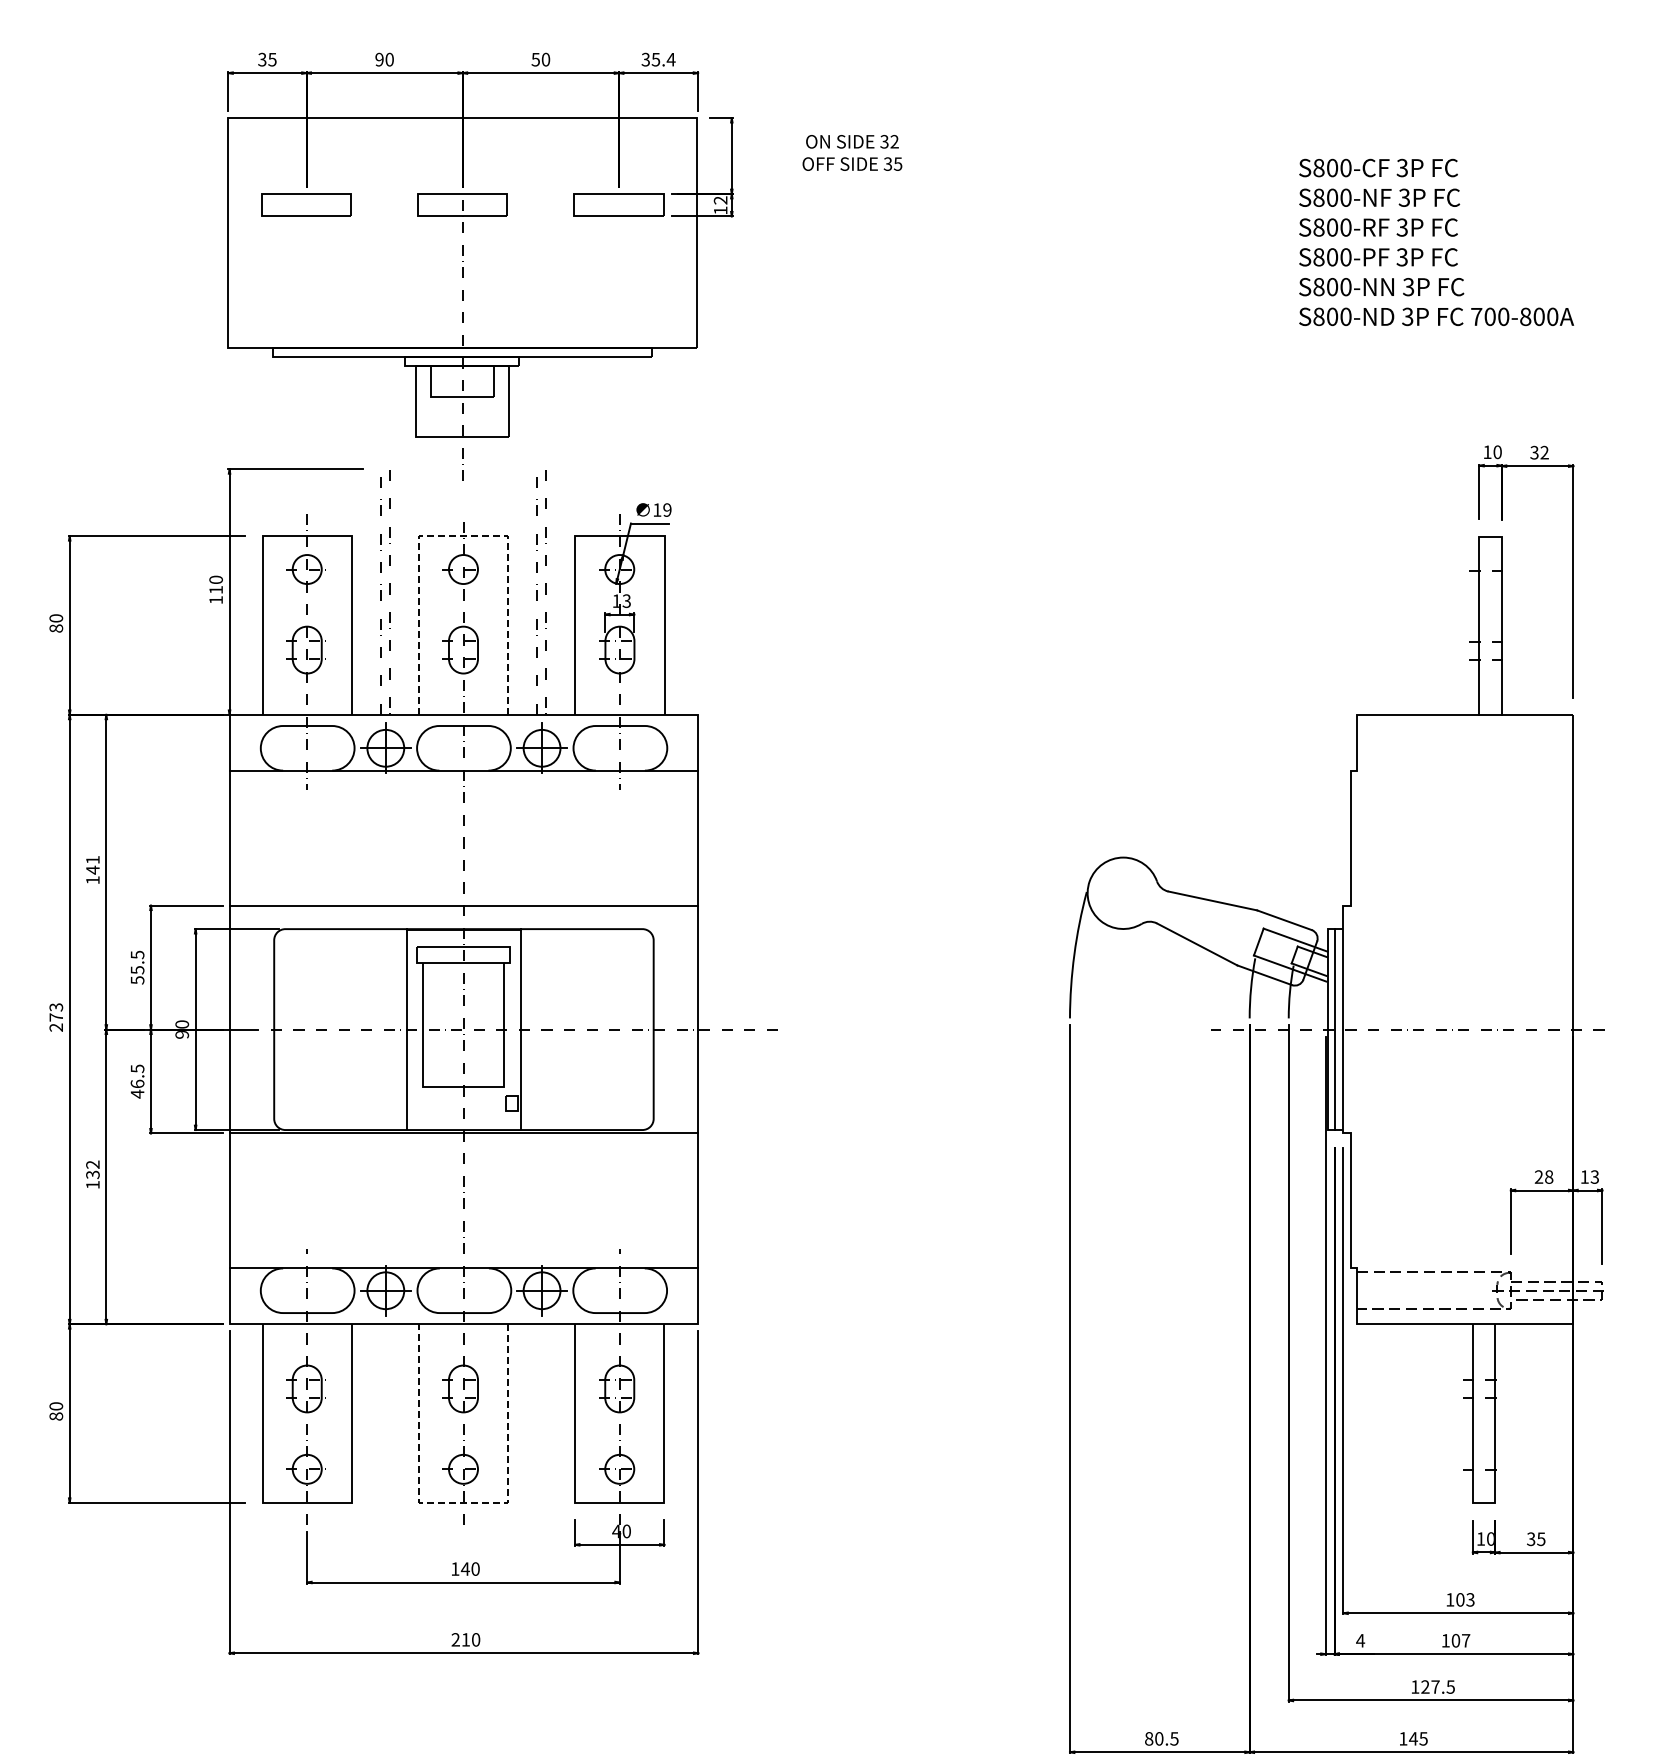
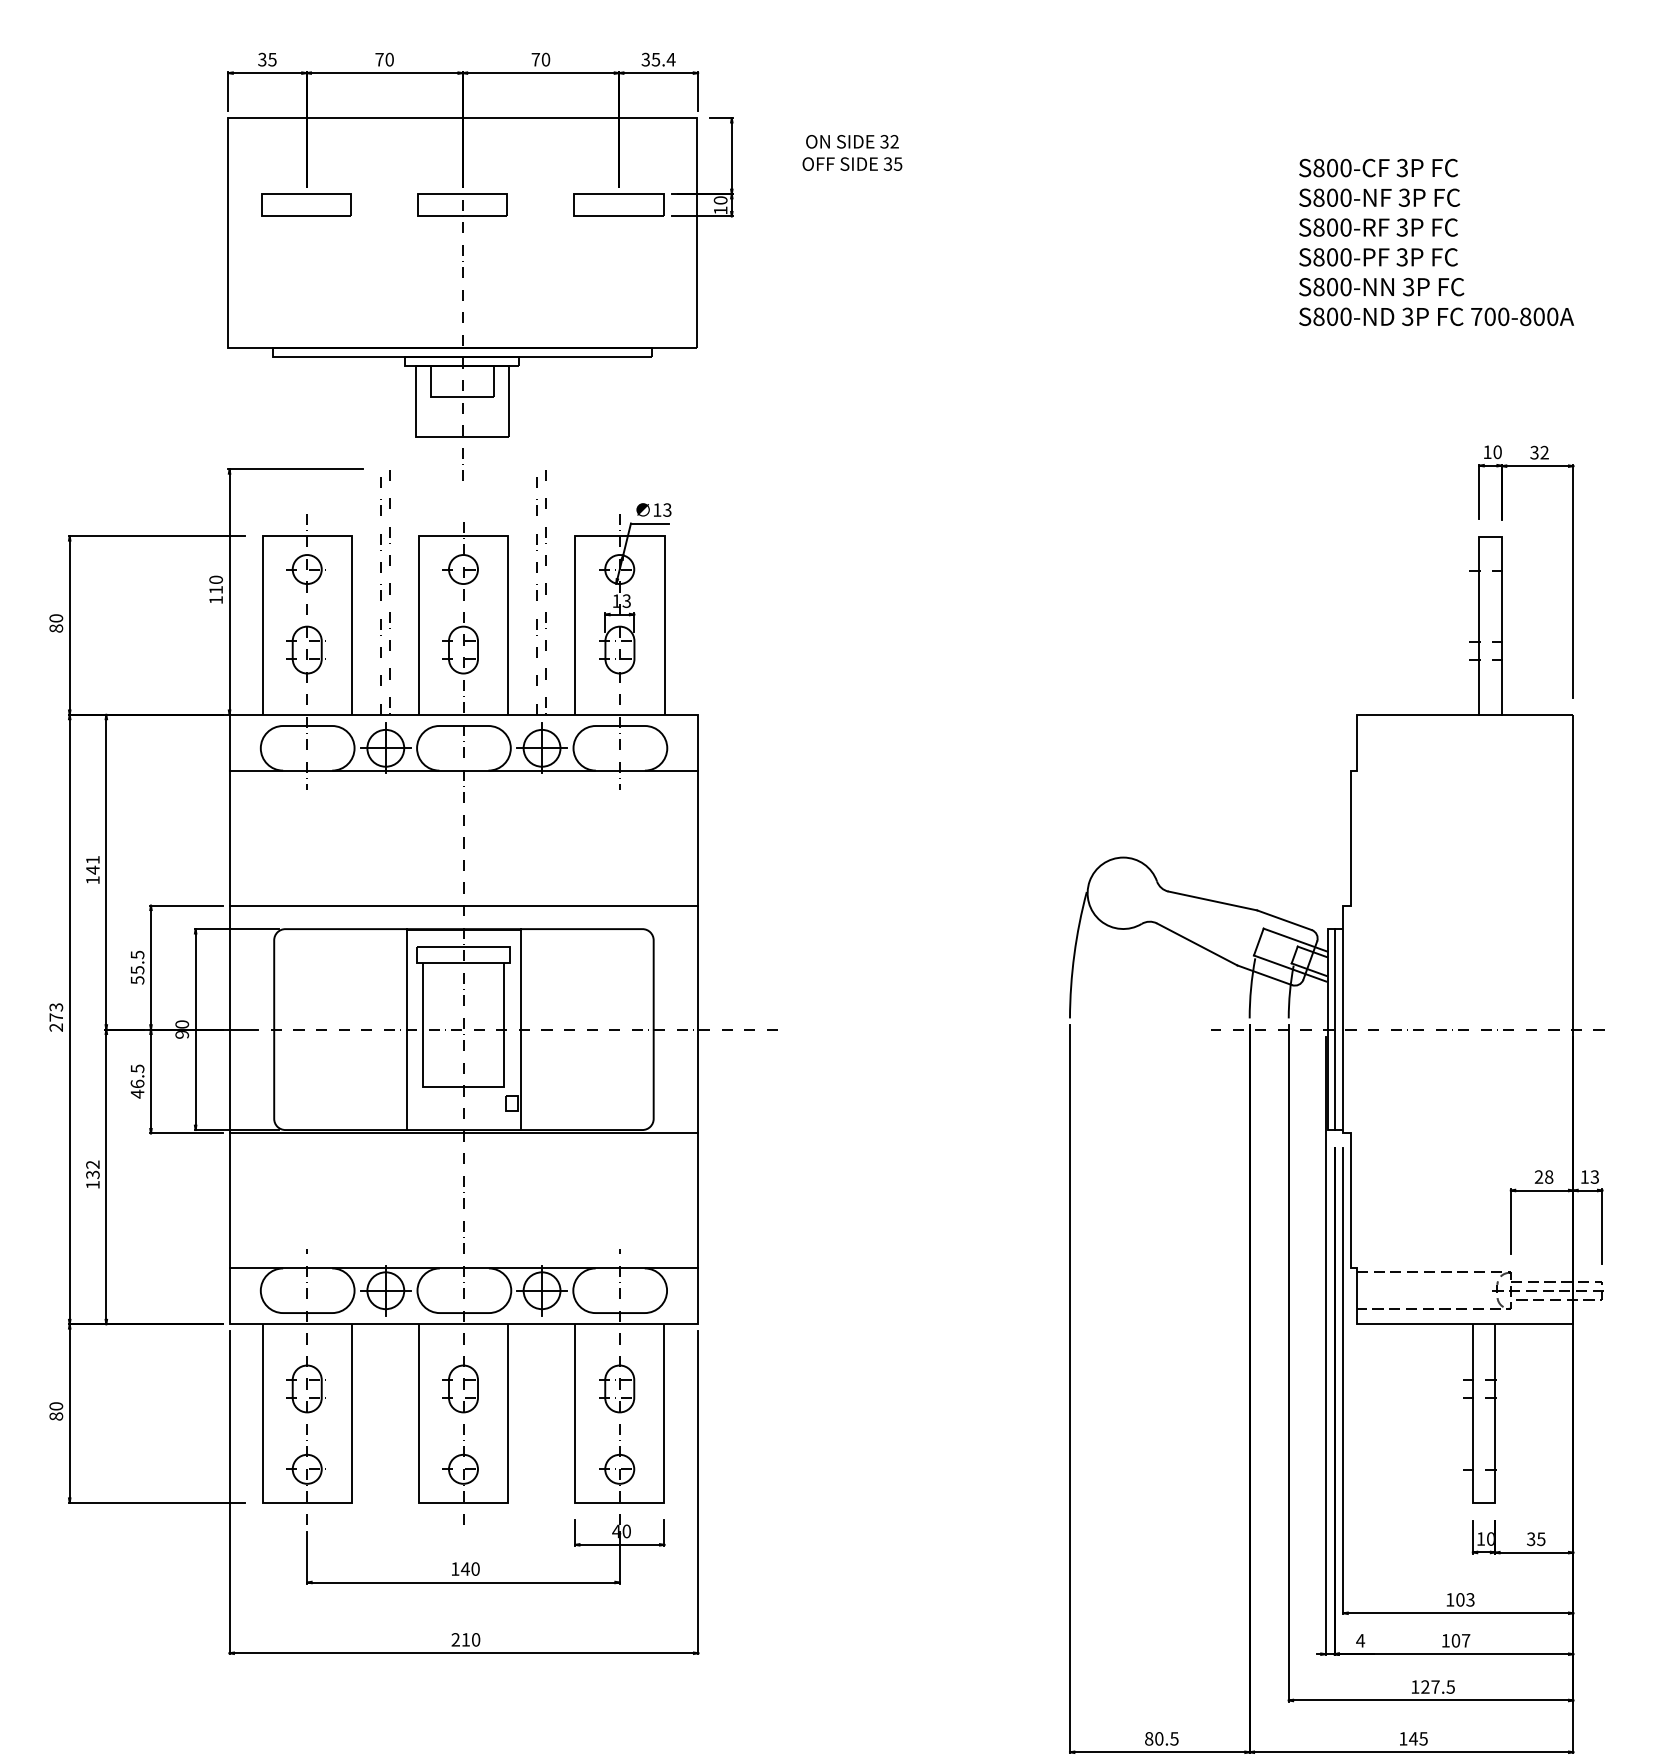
text: 90 -> 70 (379, 59)
text: 50 -> 70 (535, 59)
text: 12 -> 10 (720, 200)
text: 19 -> 13 (667, 509)
line: dashed -> solid (463, 536)
line: dashed -> solid (463, 1502)
